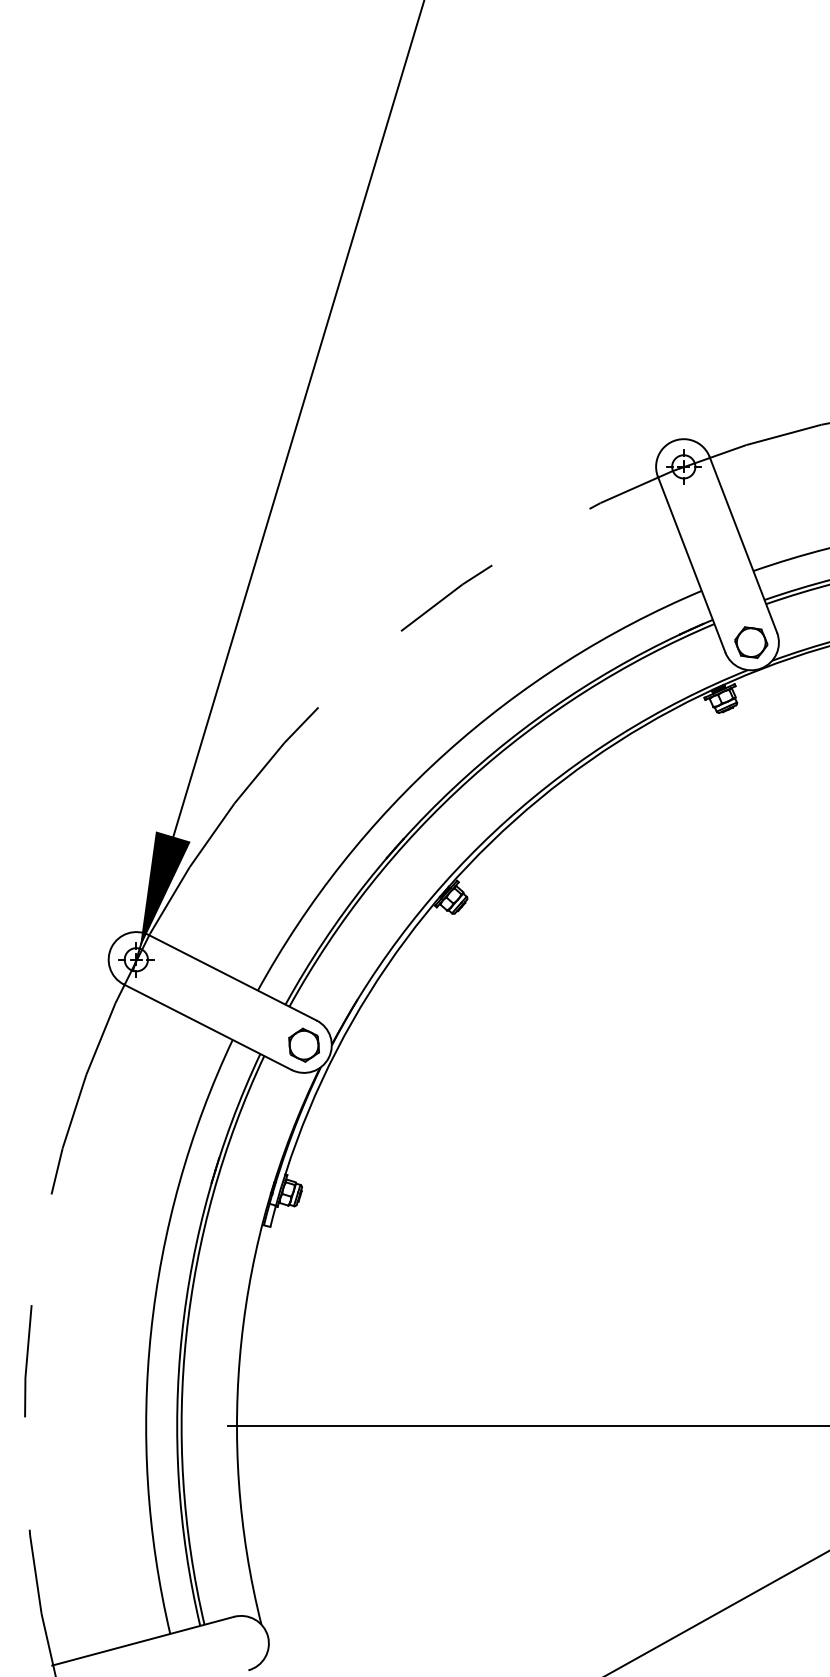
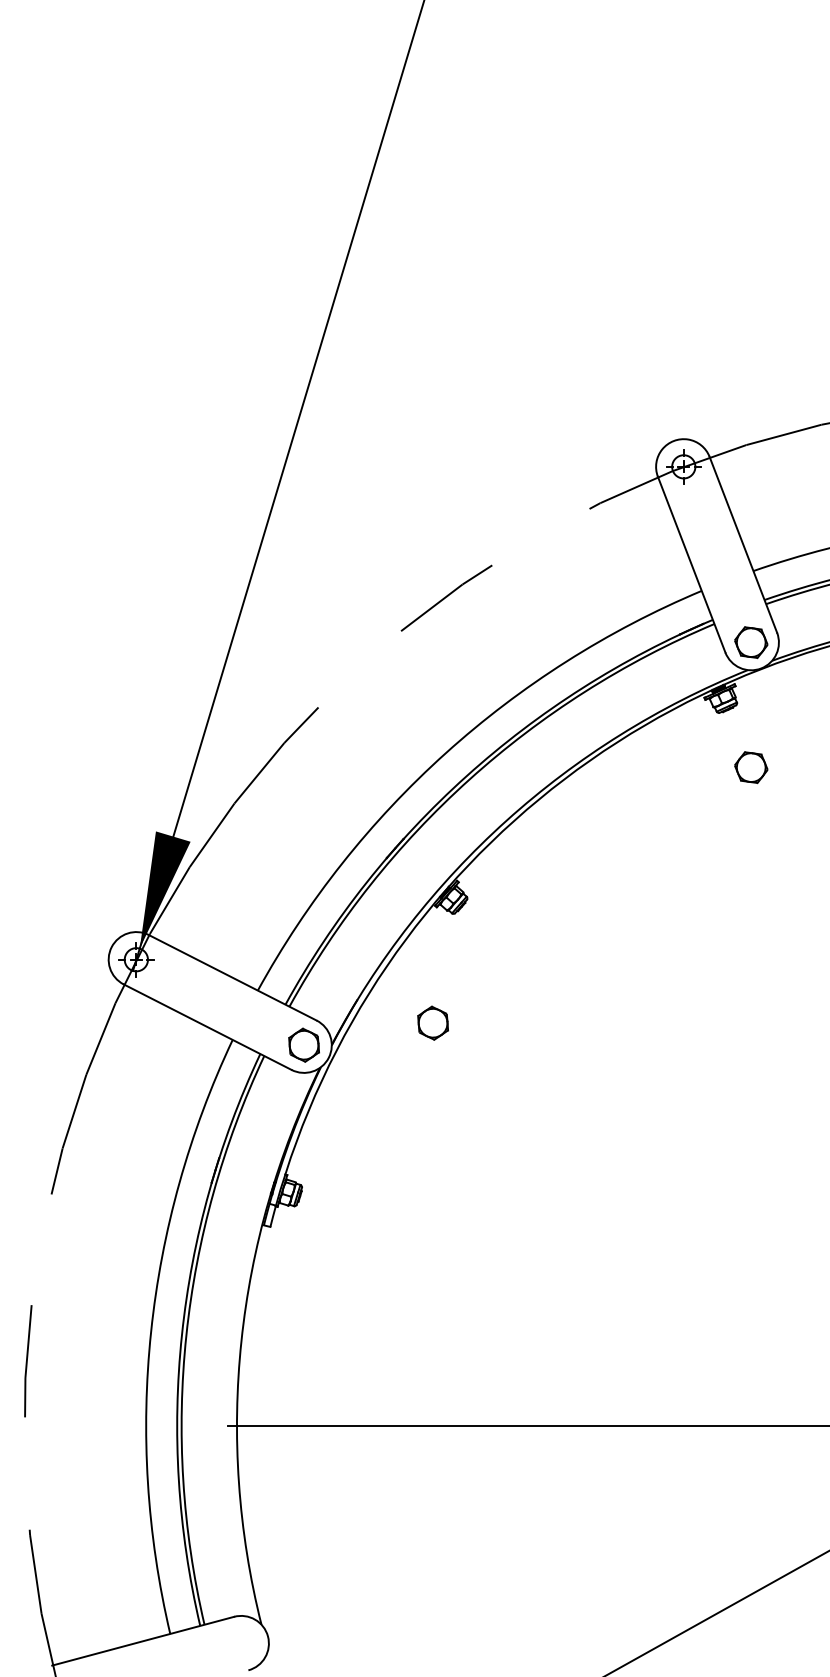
part: none -> present (751, 767)
part: none -> present (432, 1022)
